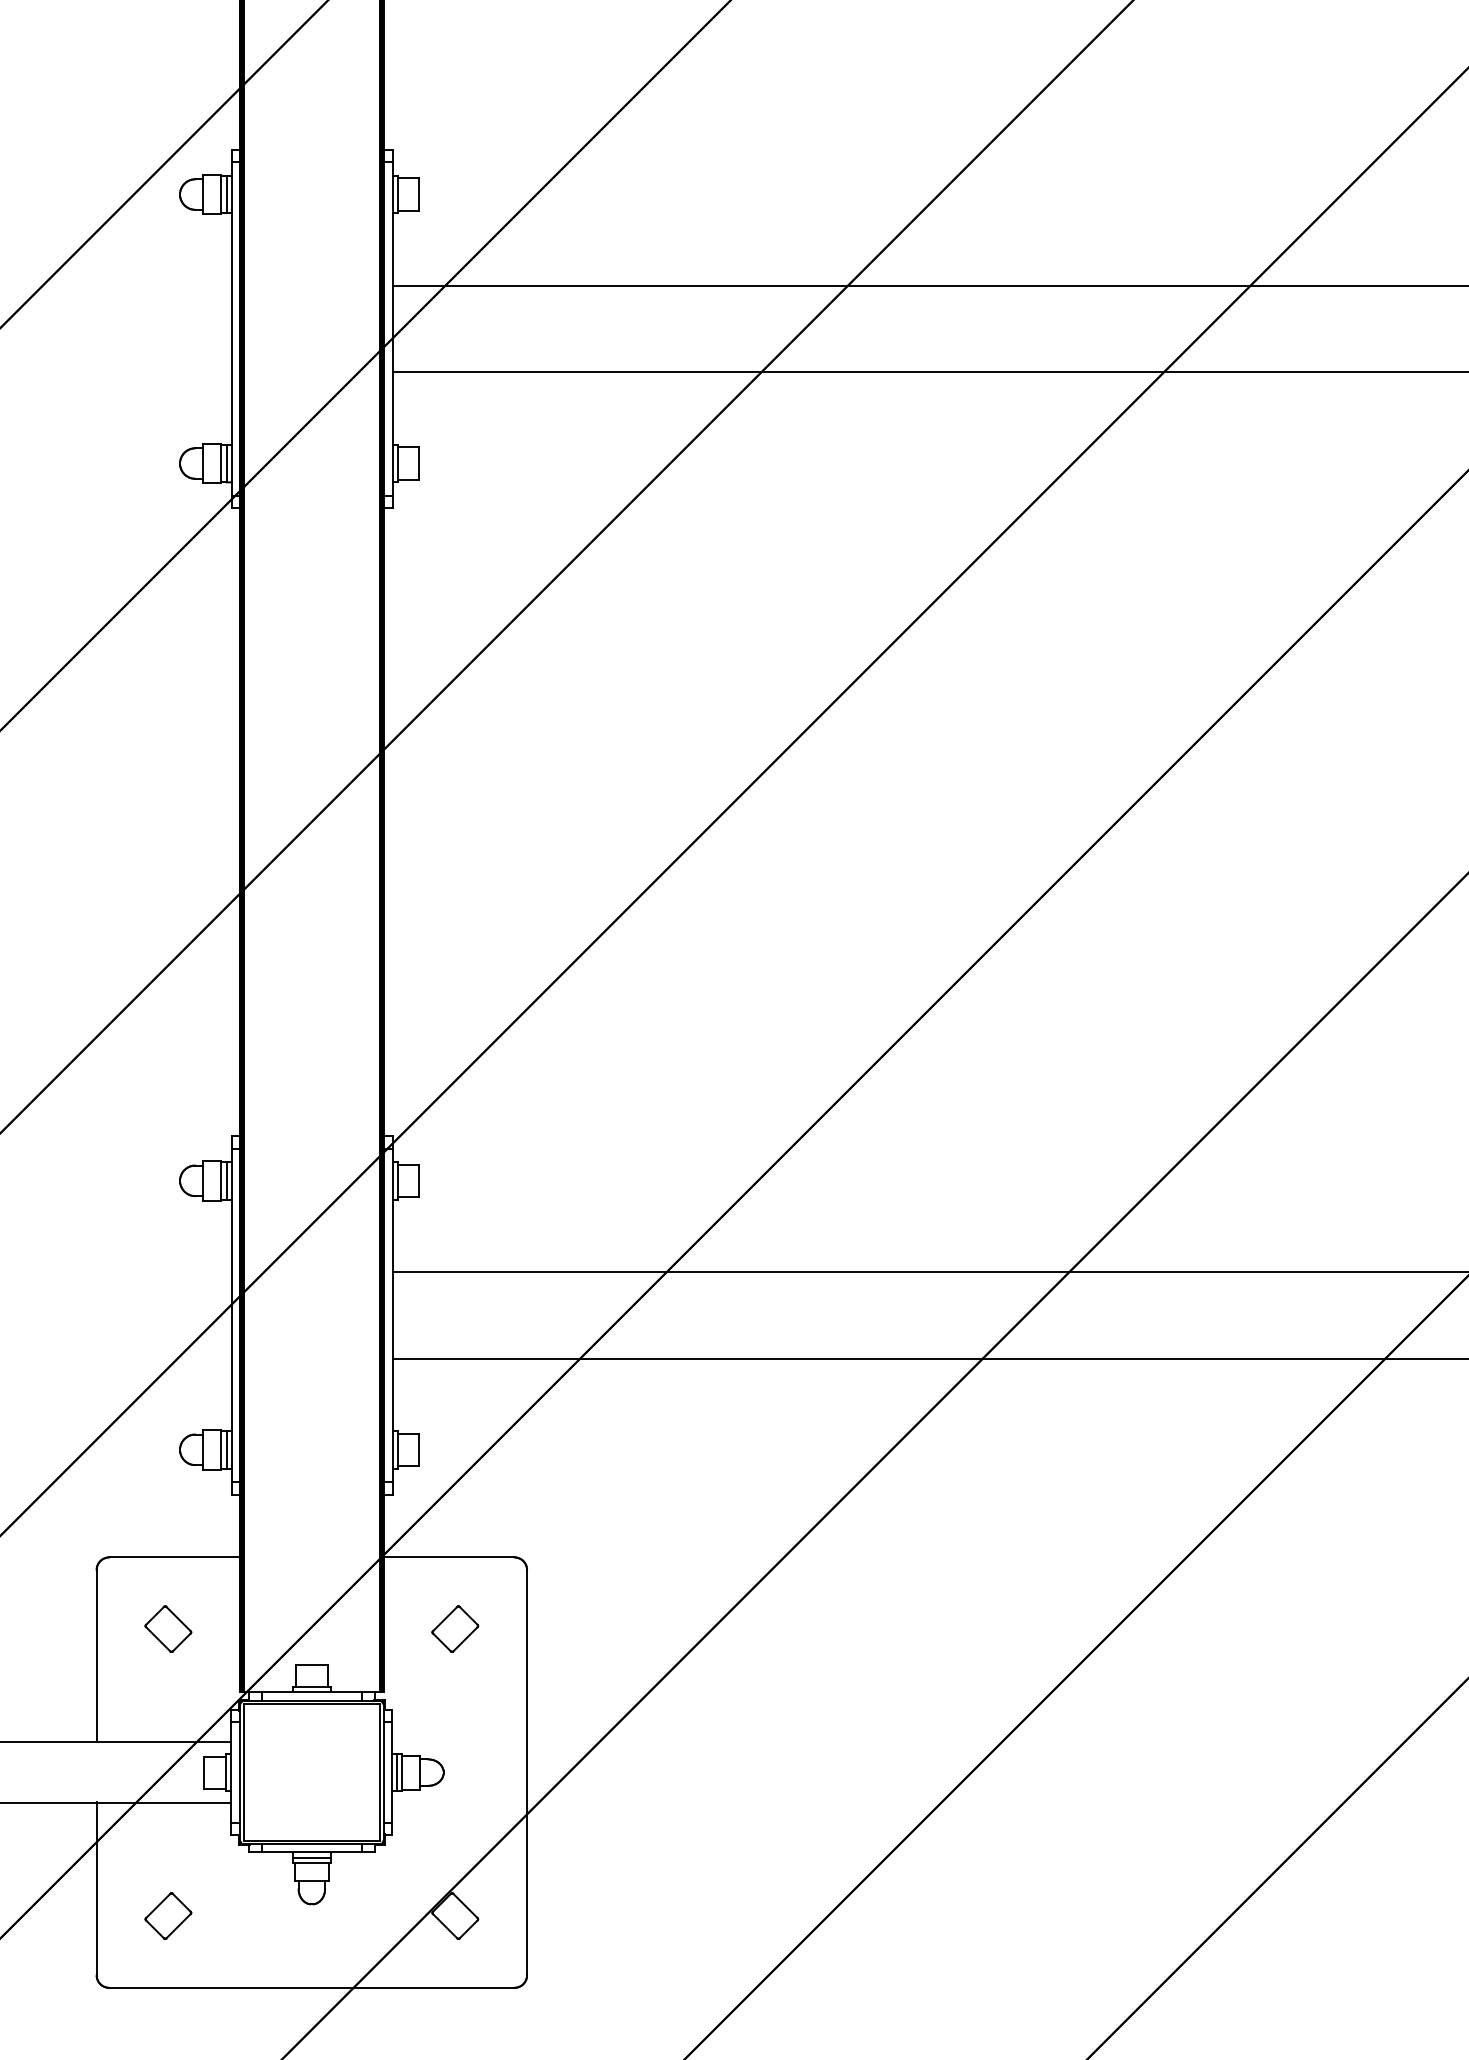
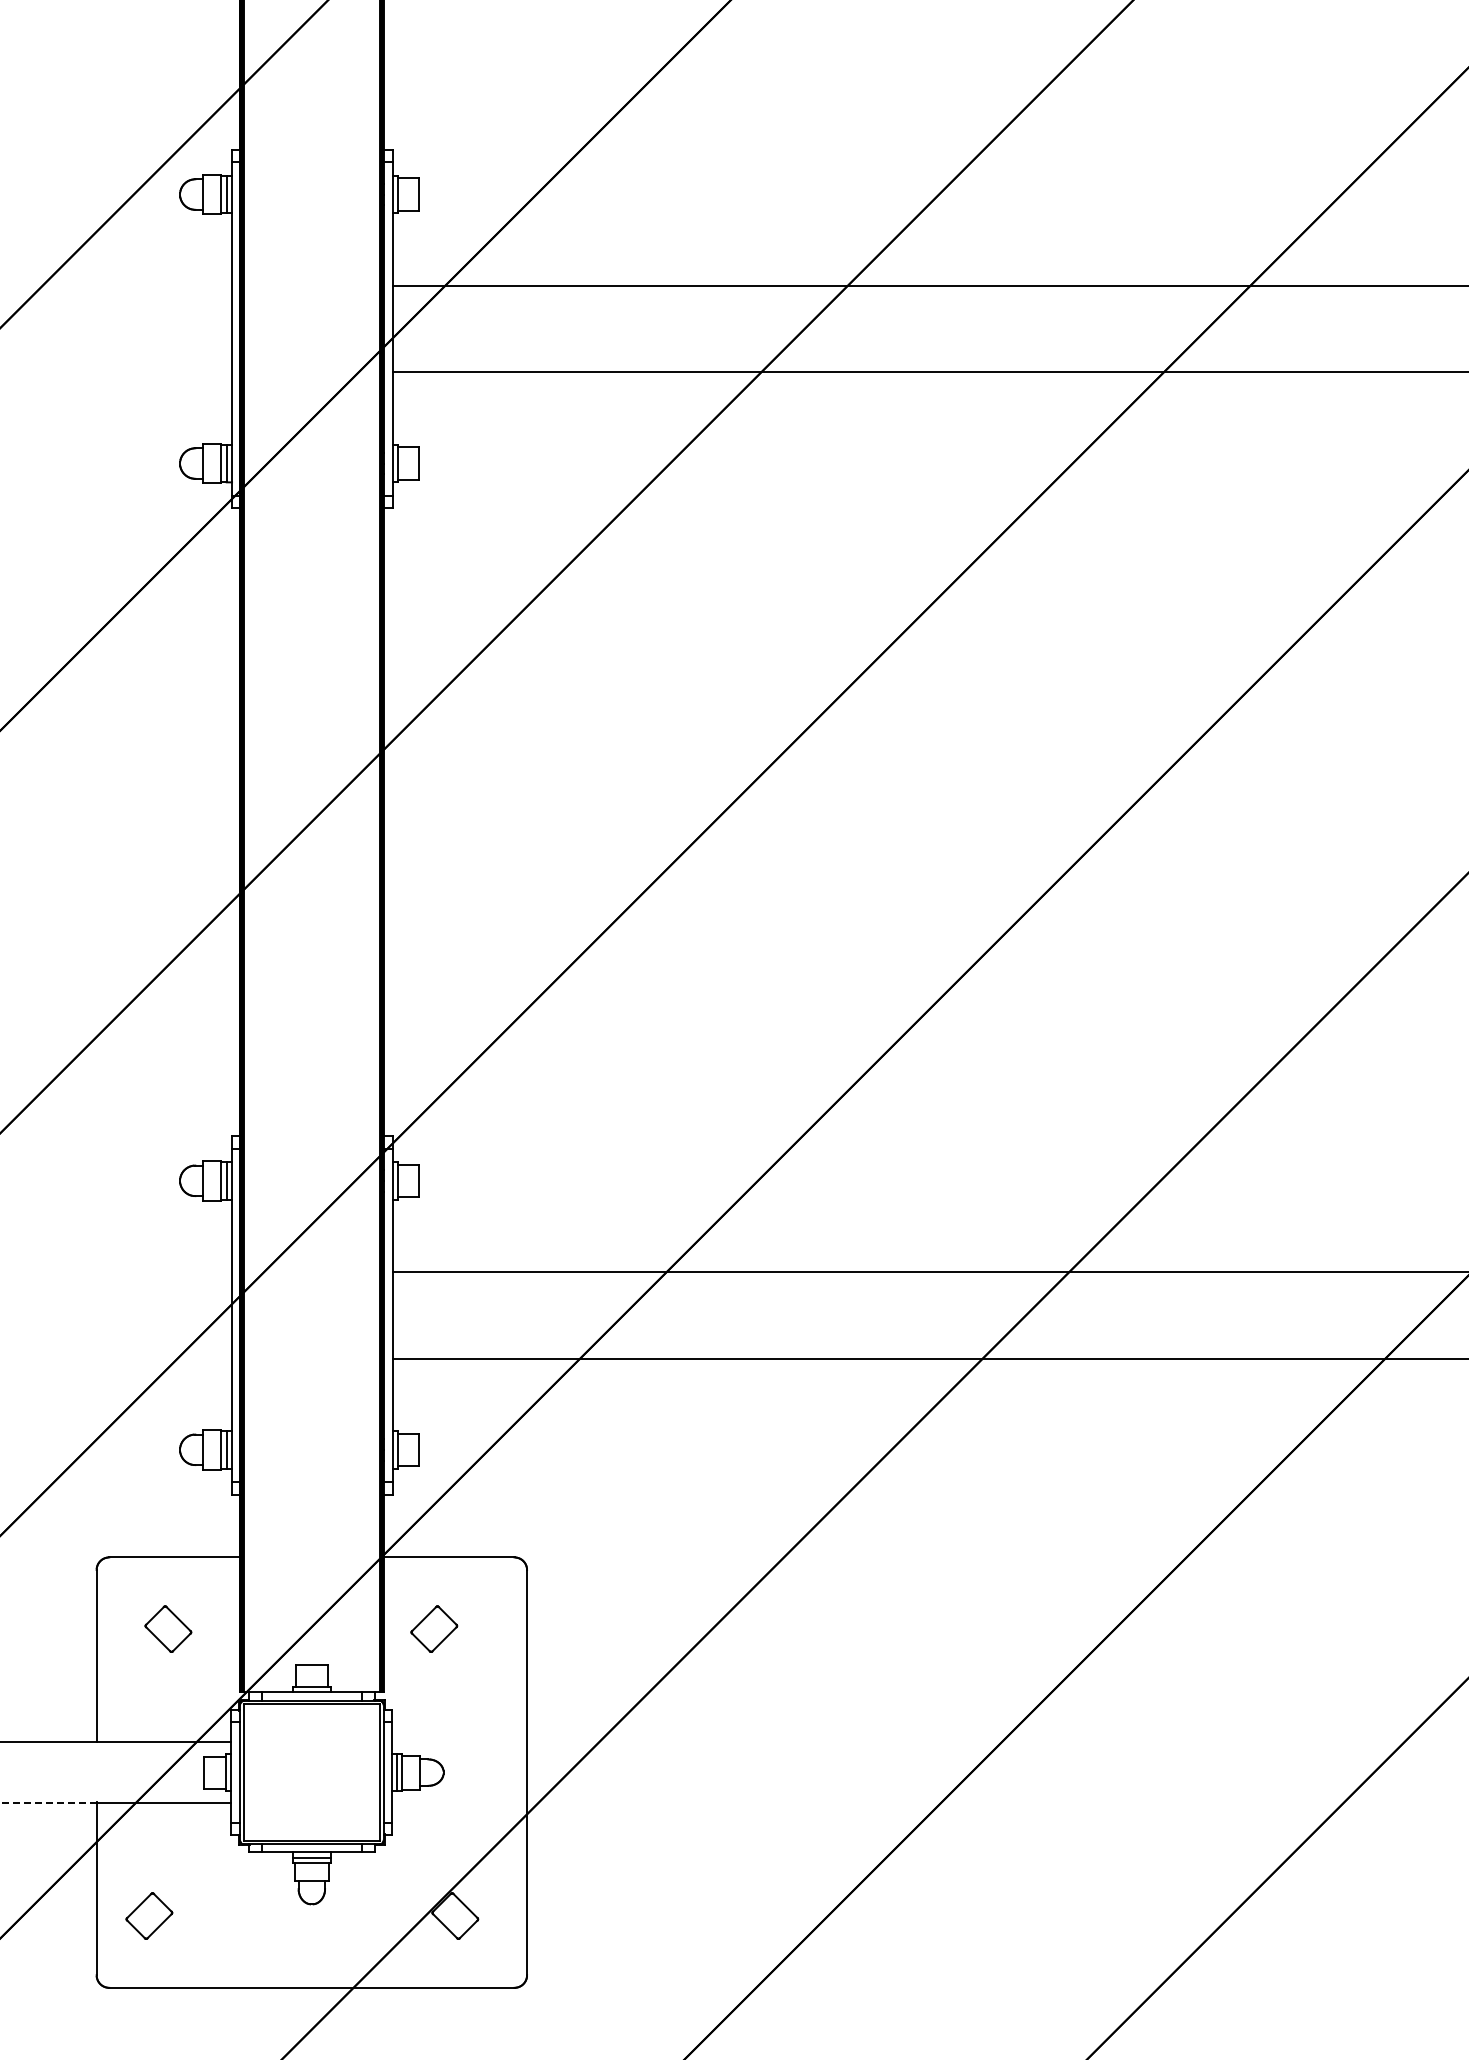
part position: (455, 1628) -> (434, 1628) (434, 1628)
line: solid -> dashed (48, 1802)
part position: (168, 1915) -> (149, 1915) (149, 1915)
